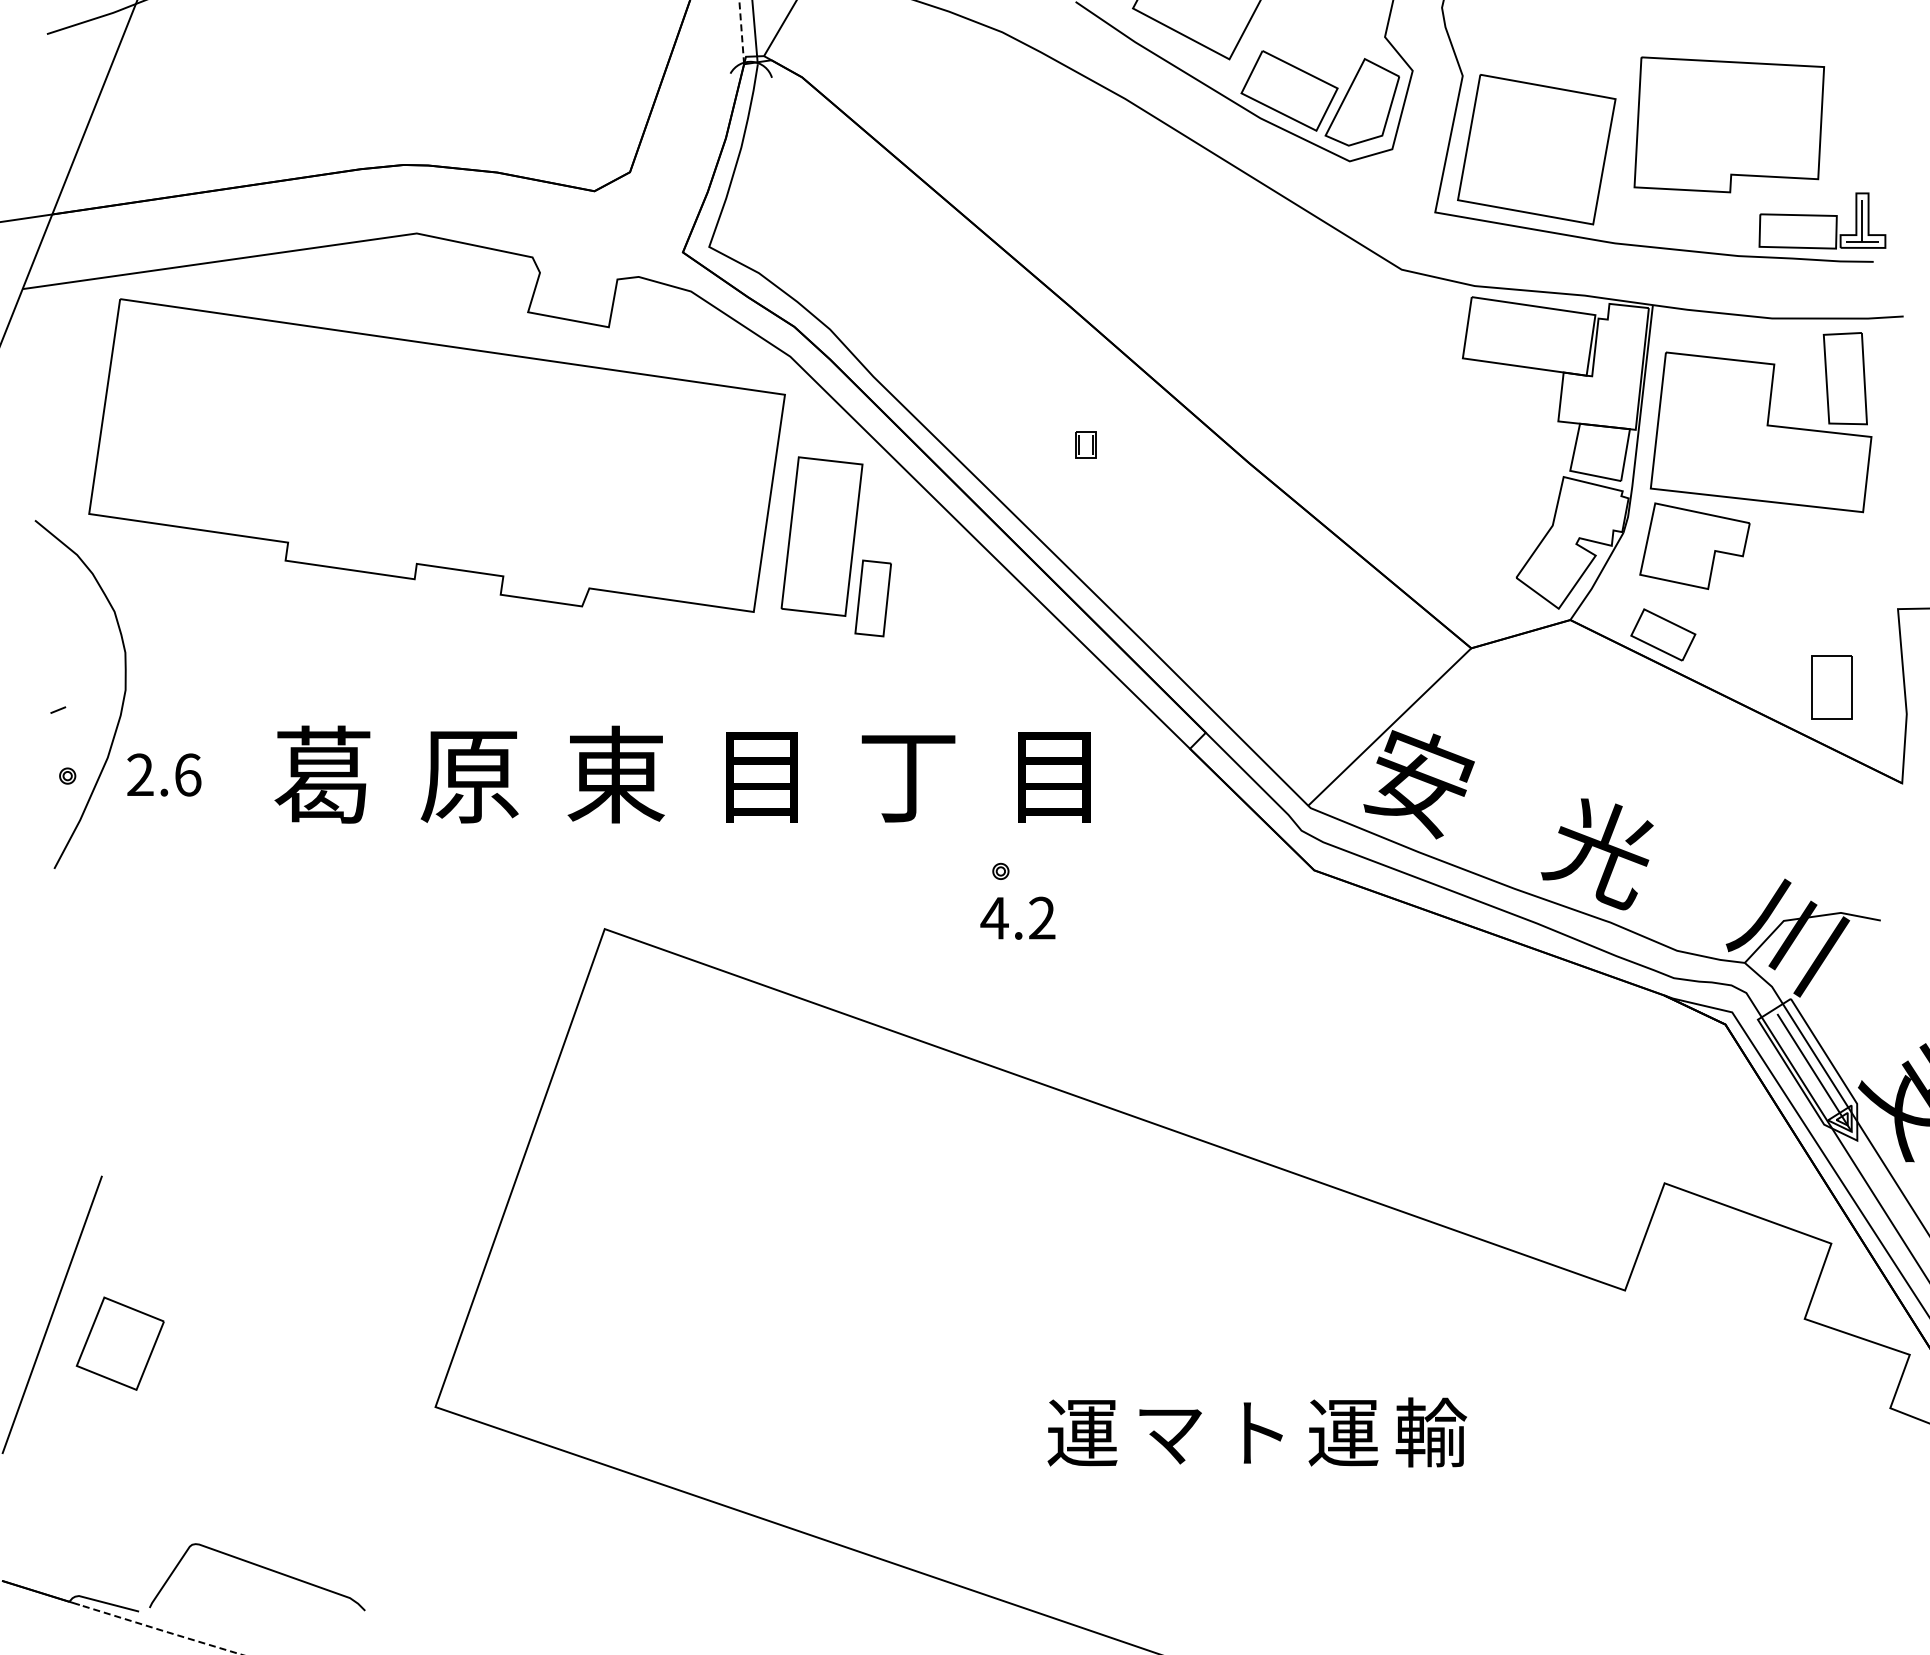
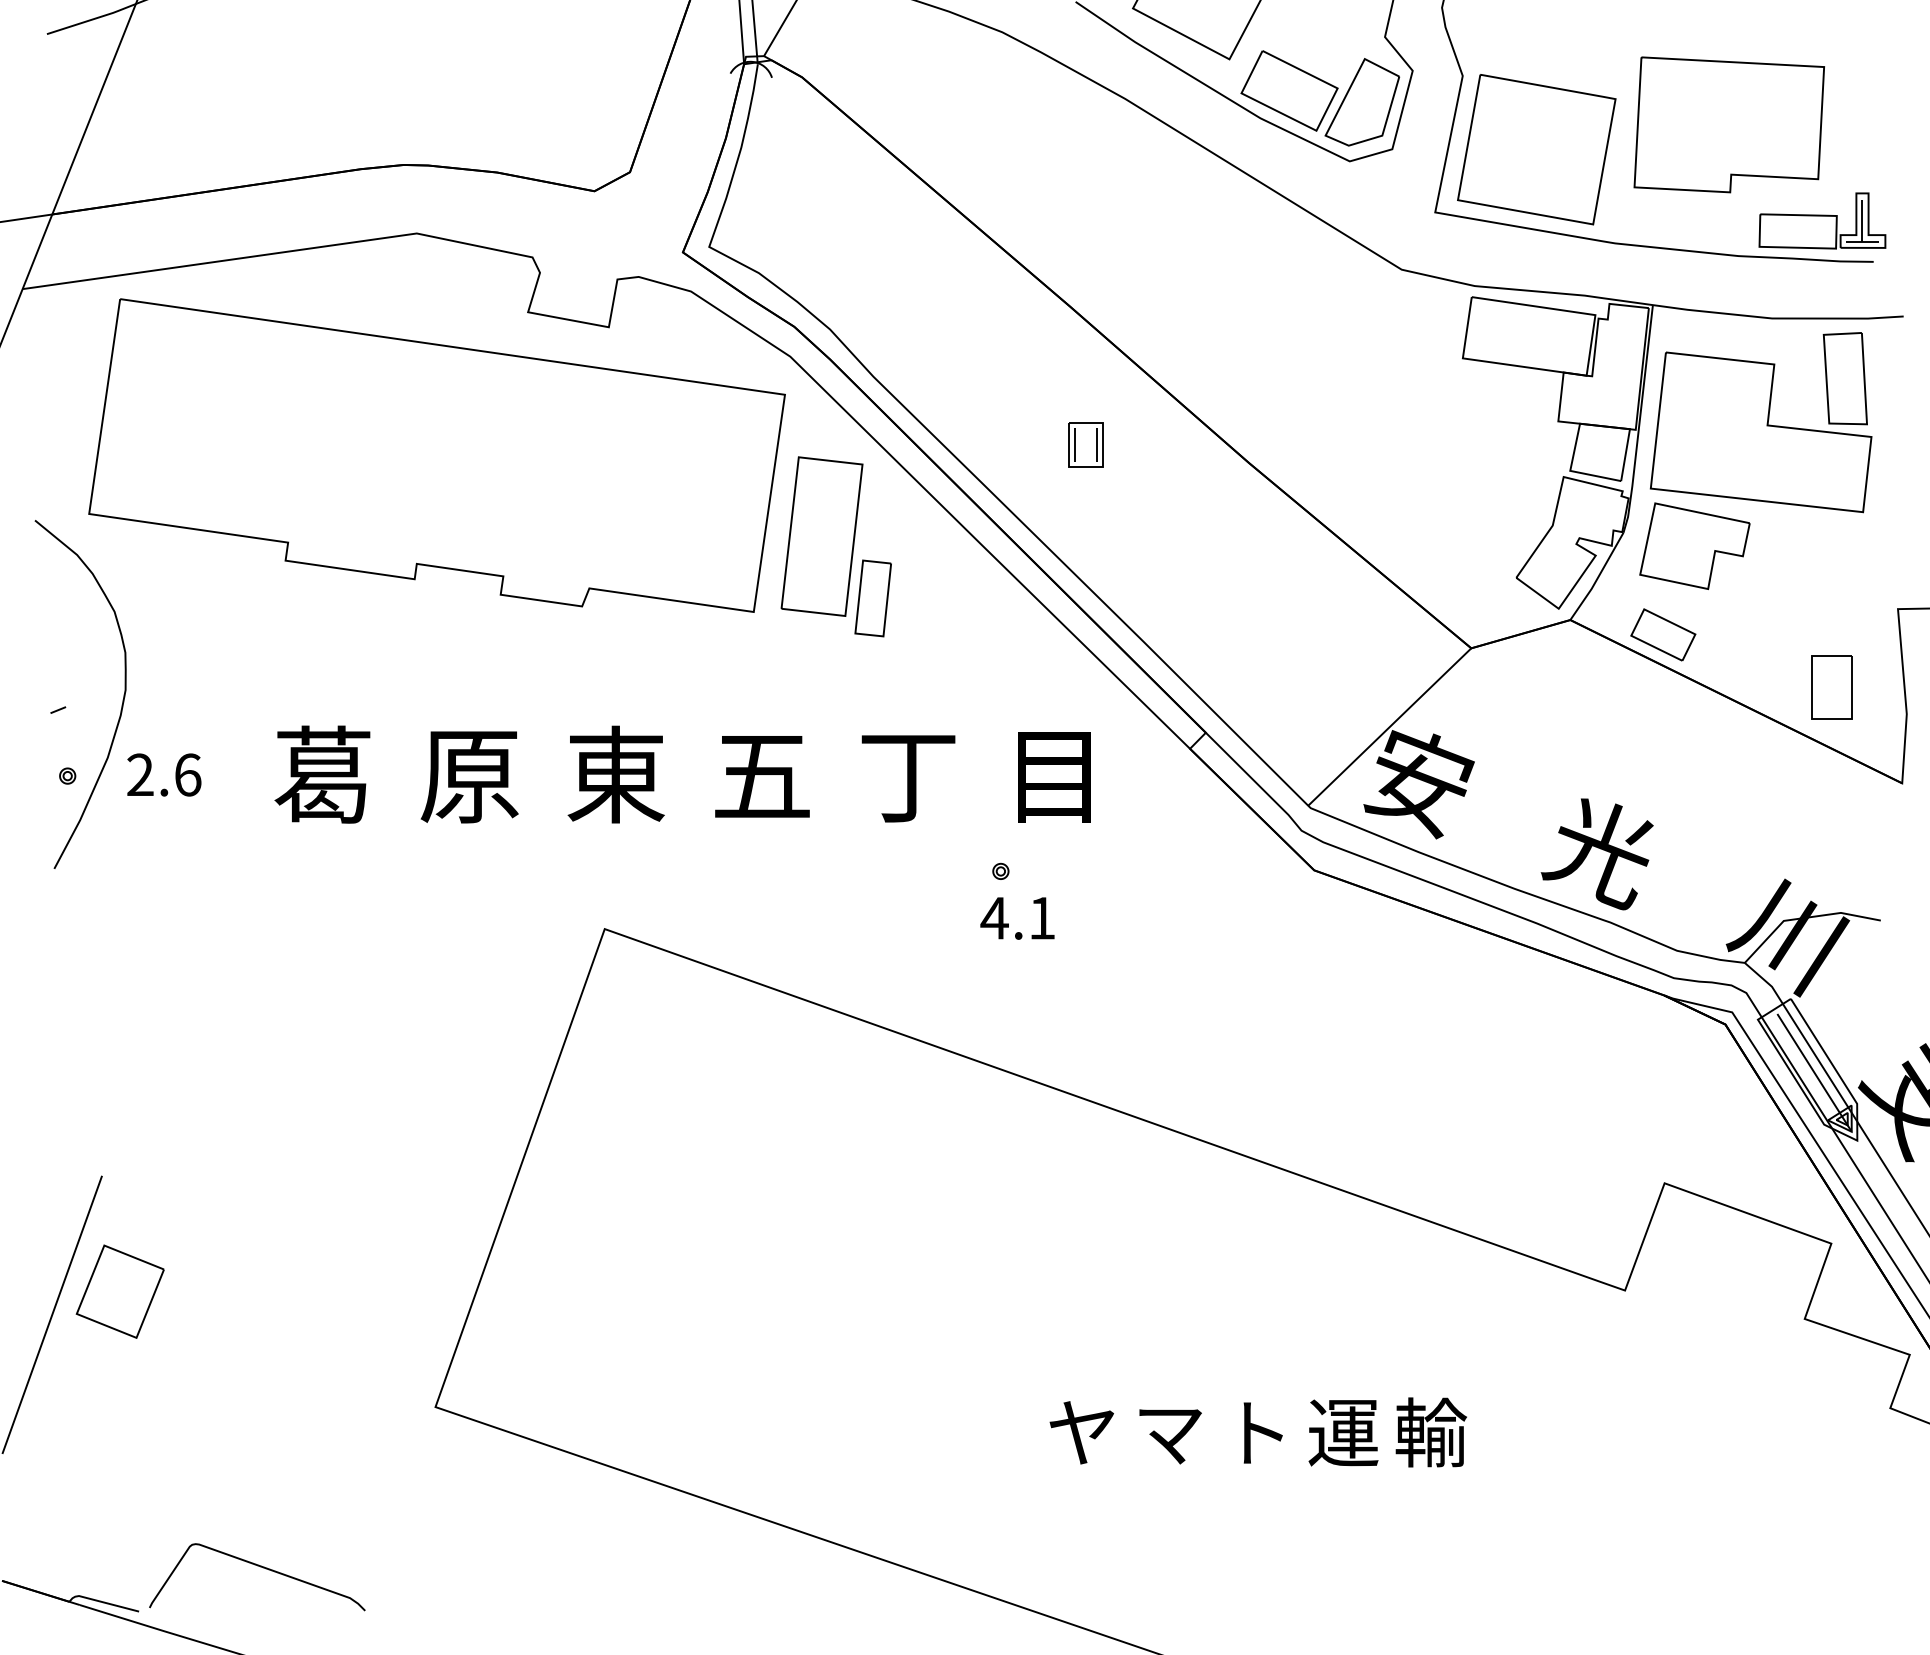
line: dashed -> solid (741, 32)
part size: 22x28 px -> 36x46 px (1085, 444)
text: 目 -> 五 (762, 777)
text: 4.2 -> 4.1 (1042, 917)
part position: (119, 1343) -> (119, 1291) (119, 1291)
text: 運 -> ヤ (1082, 1432)
line: dashed -> solid (161, 1630)
